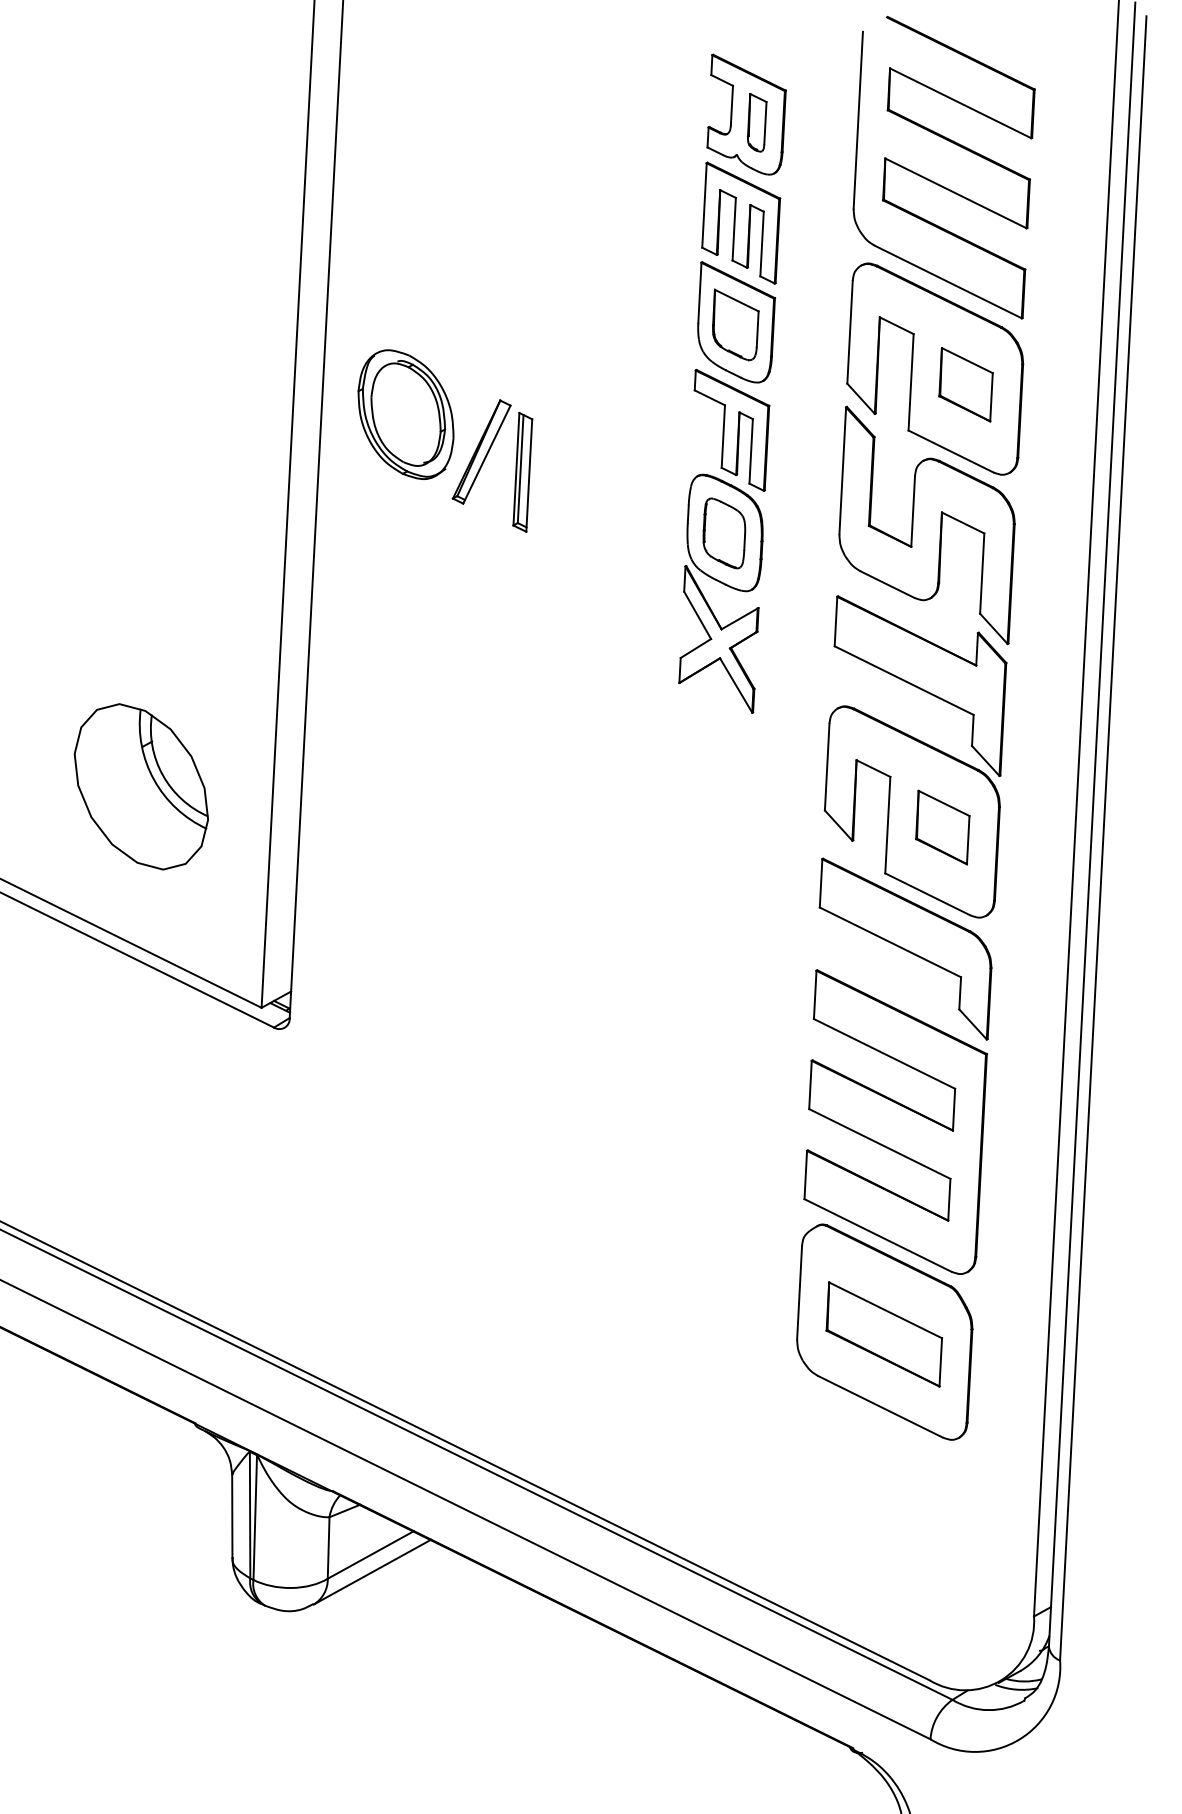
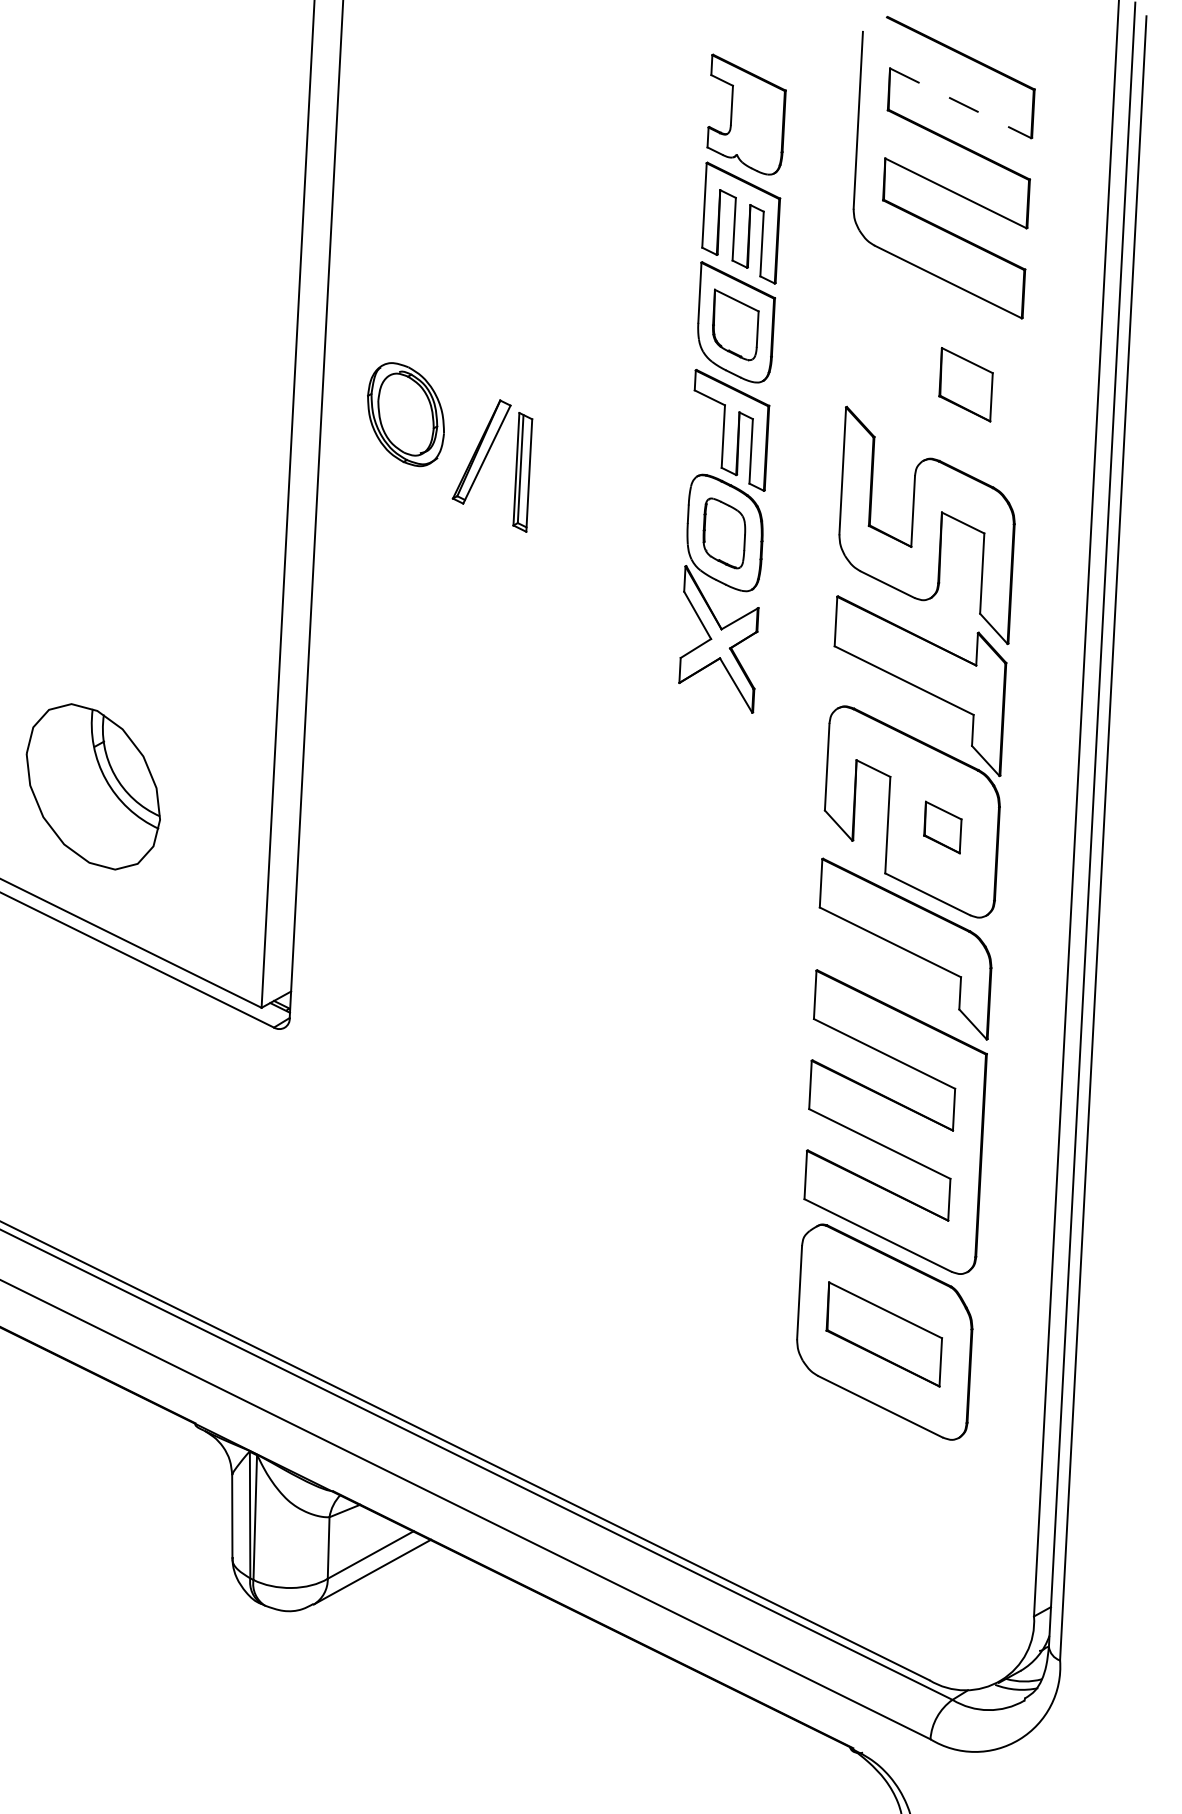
line: solid -> dashed (960, 103)
part: present -> none (757, 122)
part: present -> none (935, 368)
part size: 98x131 px -> 78x106 px (405, 414)
part position: (140, 786) -> (92, 786) (92, 786)
part size: 56x77 px -> 40x55 px (942, 827)
